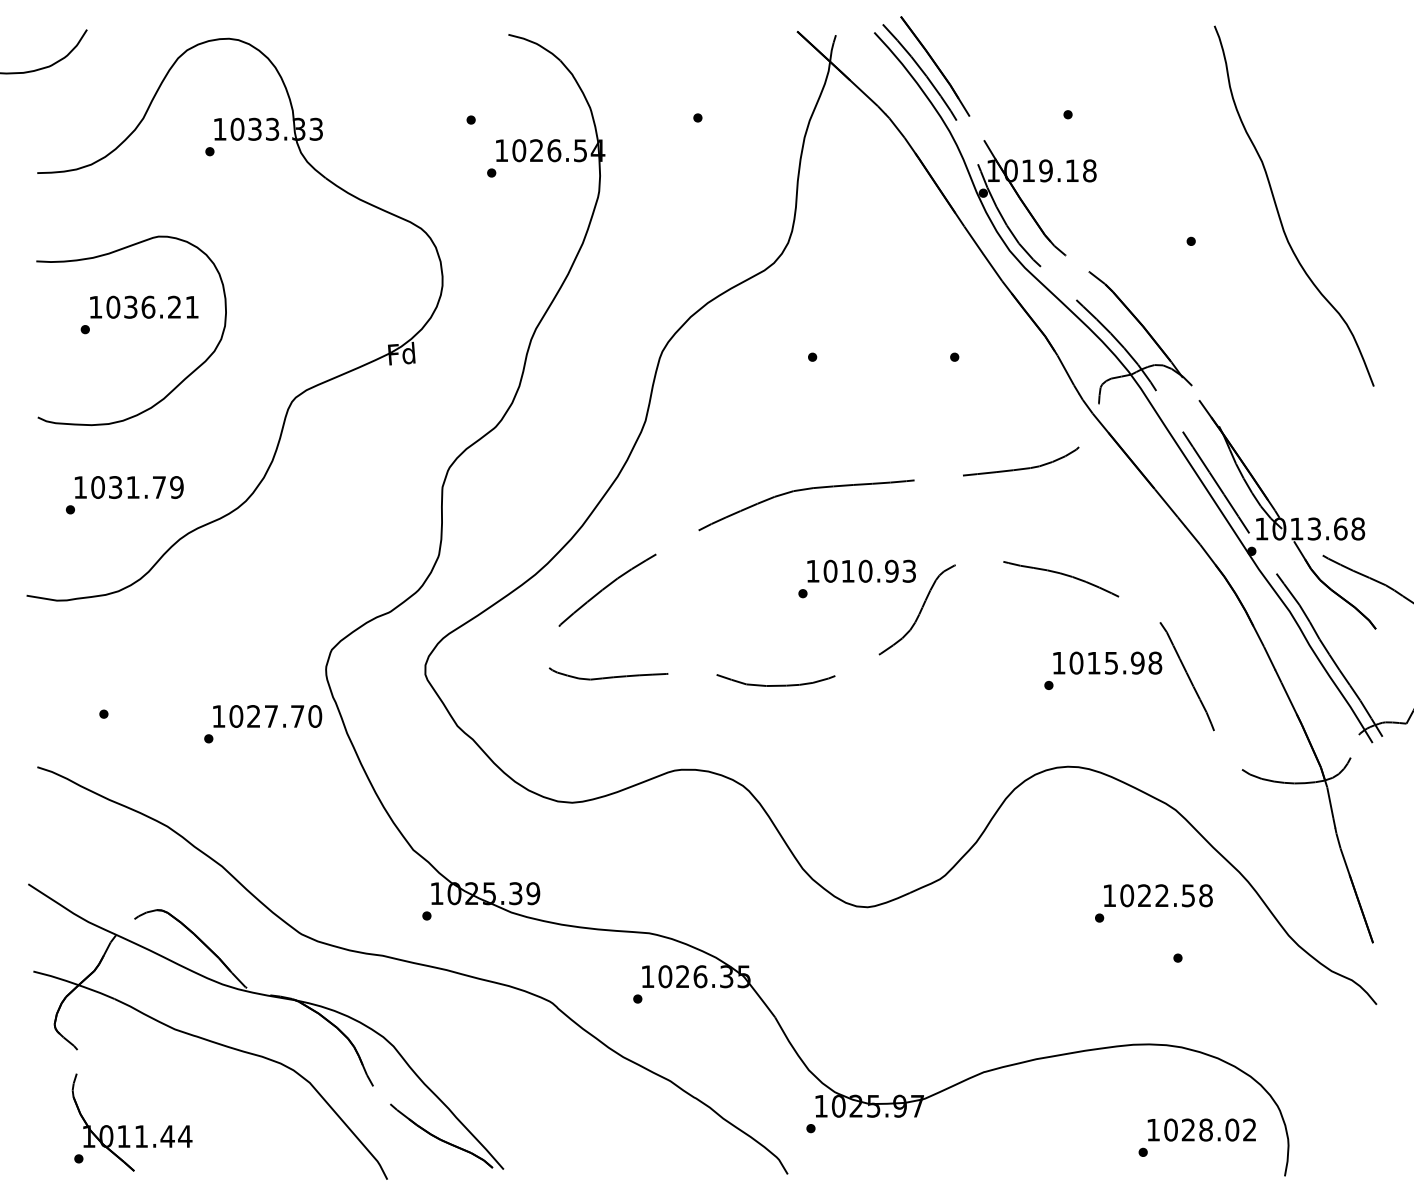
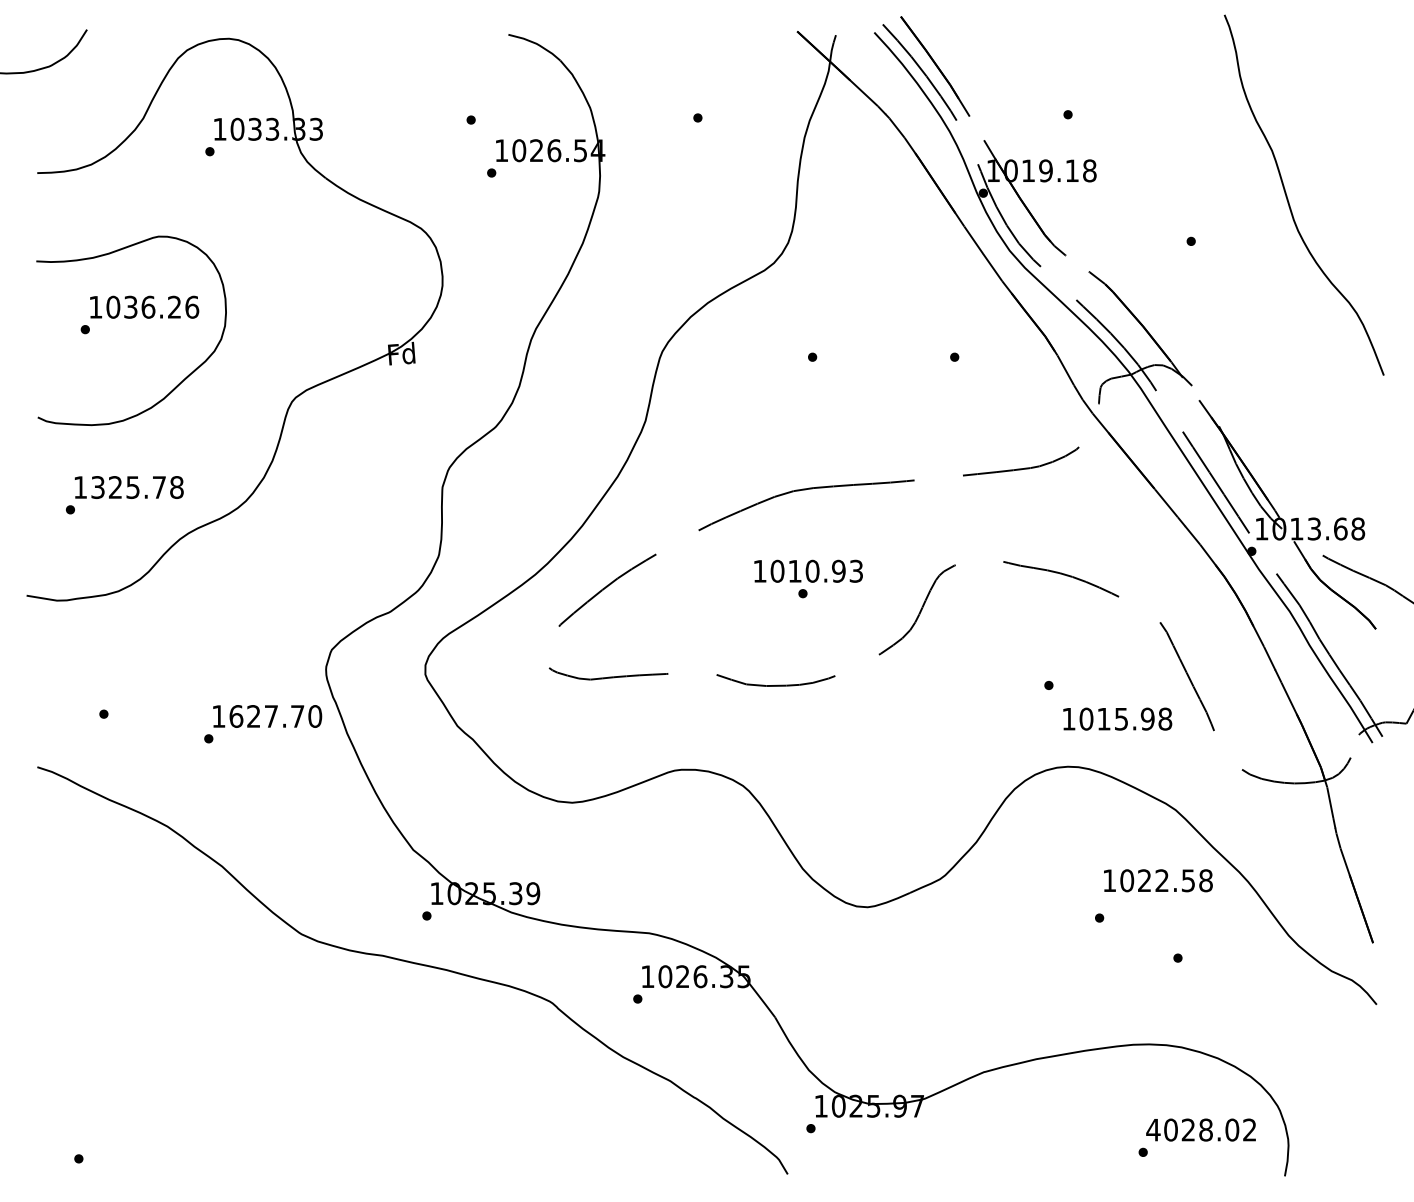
curve position: (1278, 209) -> (1288, 198) (1288, 198)
text: 1036.21 -> 1036.26 (192, 306)
text: 1031.79 -> 1325.78 (137, 487)
text position: (861, 570) -> (808, 570) (808, 570)
text position: (1107, 662) -> (1117, 718) (1117, 718)
text: 1027.70 -> 1627.70 (236, 716)
text position: (1158, 895) -> (1158, 880) (1158, 880)
part: present -> none (262, 1055)
text: 1028.02 -> 4028.02 (1153, 1130)
